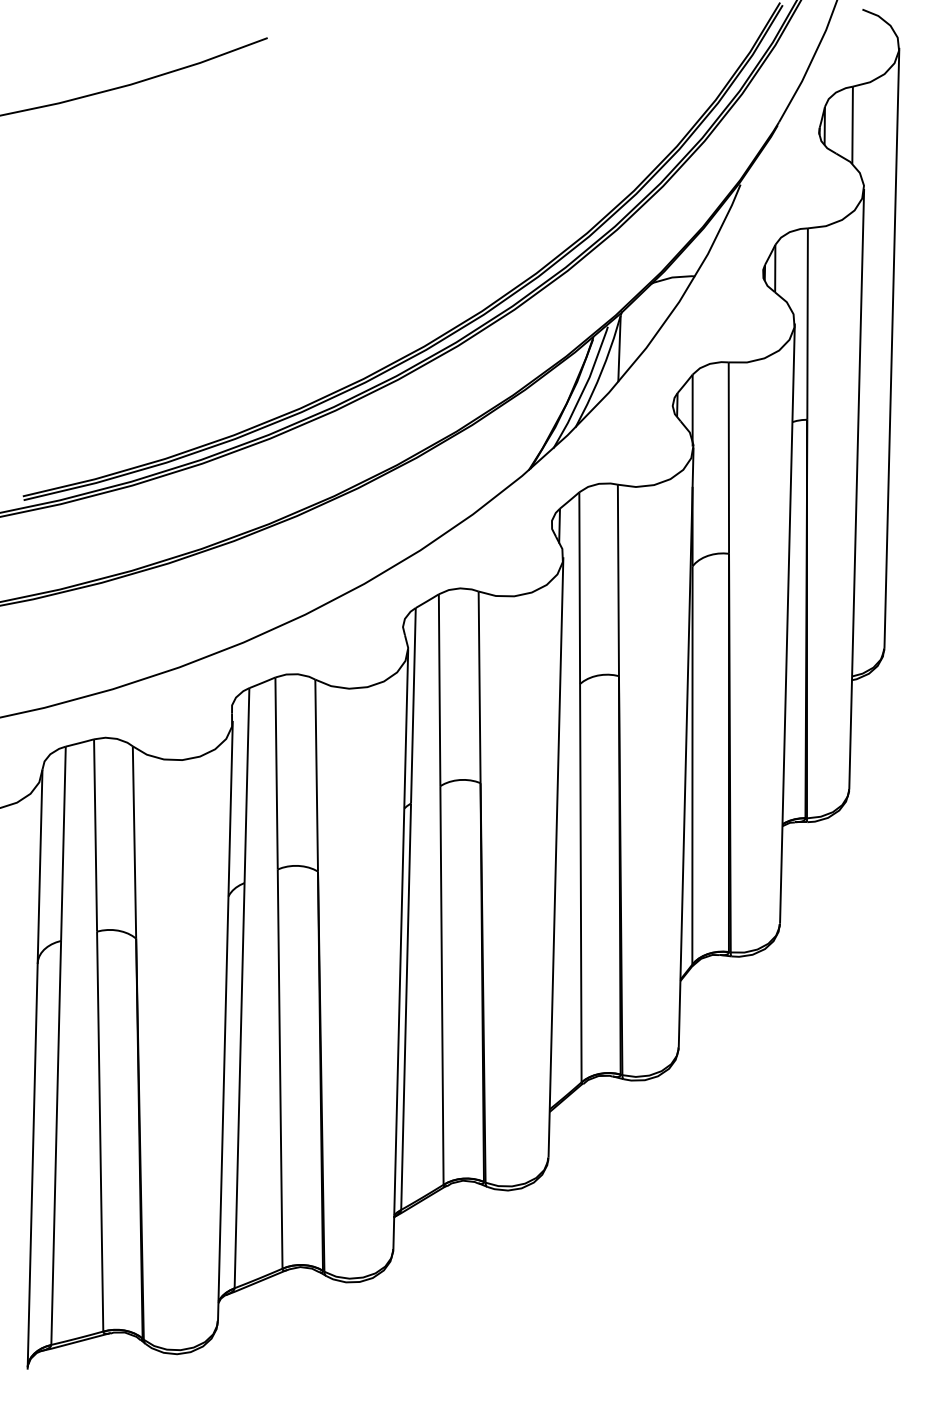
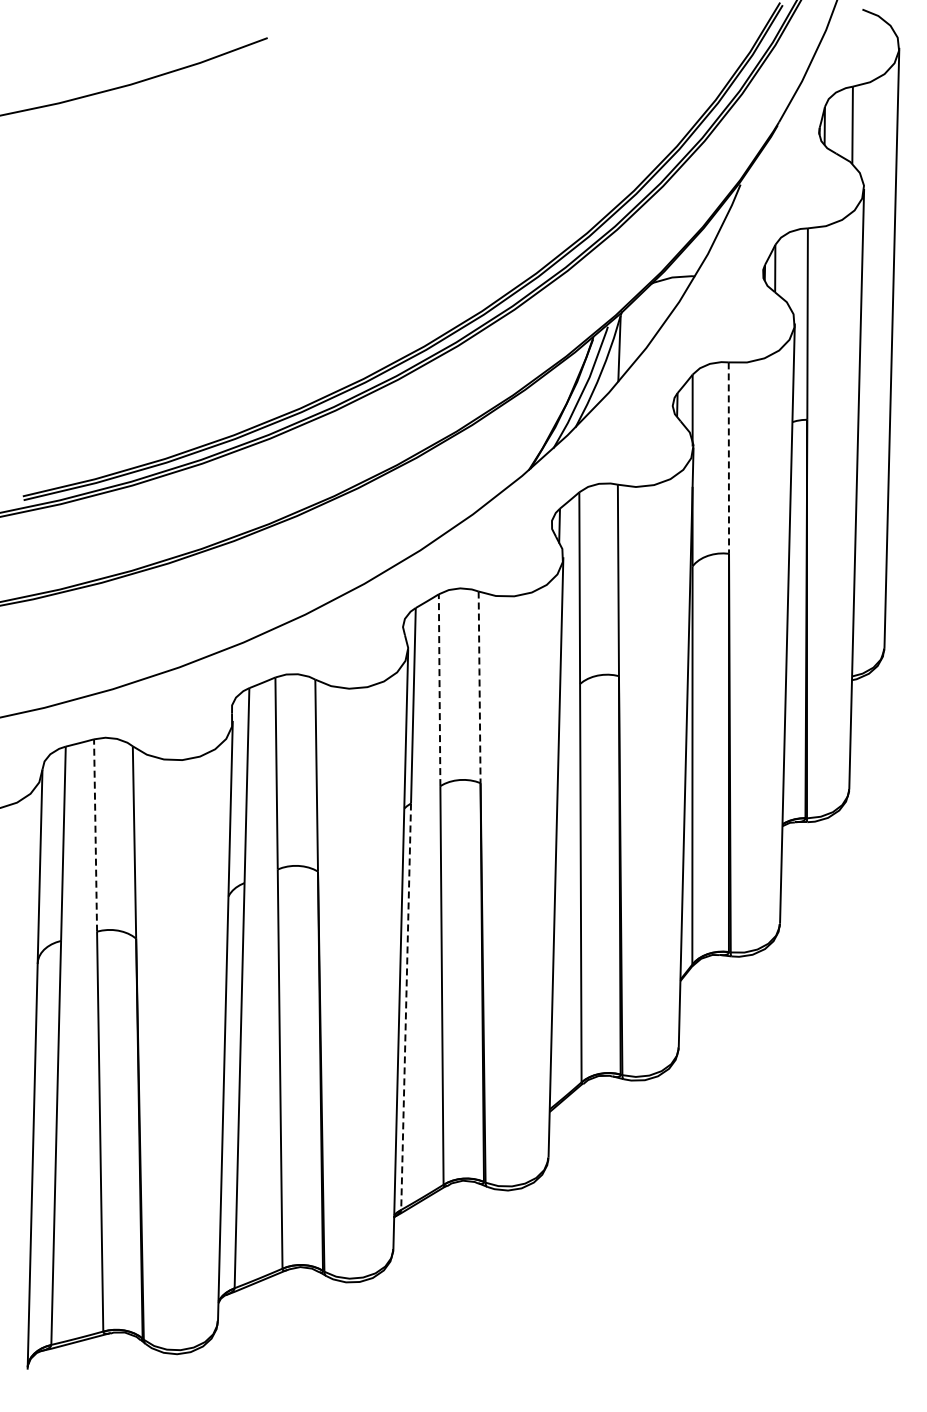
line: solid -> dashed (728, 457)
line: solid -> dashed (479, 687)
line: solid -> dashed (439, 689)
line: solid -> dashed (95, 834)
line: solid -> dashed (406, 1006)
